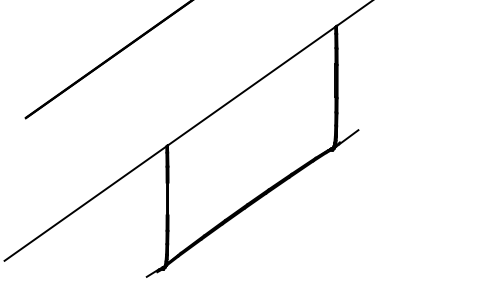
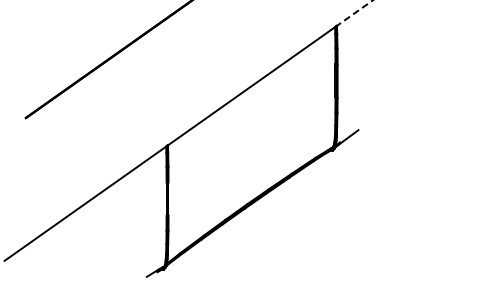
line: solid -> dashed (354, 13)
